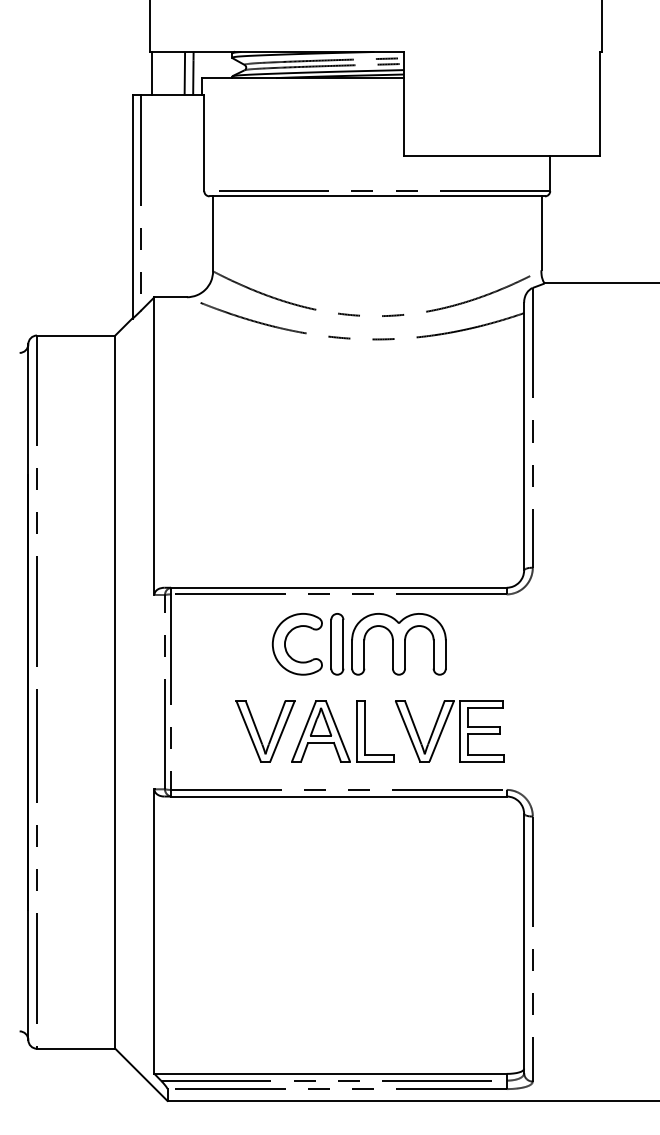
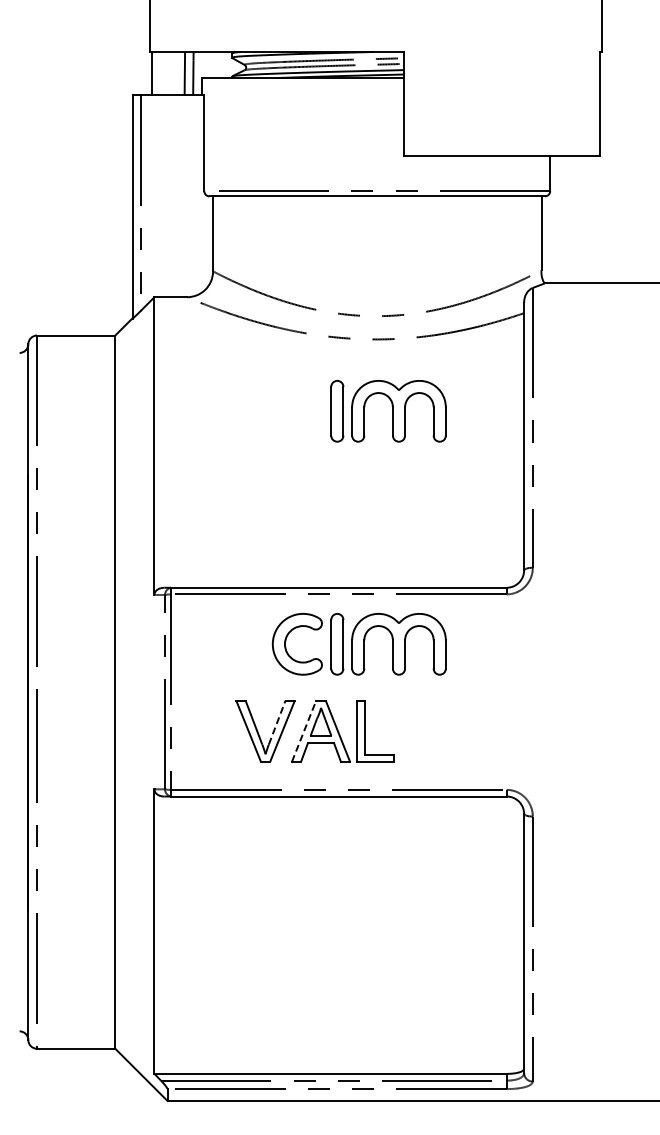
part: none -> present (388, 411)
line: solid -> dashed (277, 722)
part: present -> none (443, 730)
line: solid -> dashed (304, 731)
